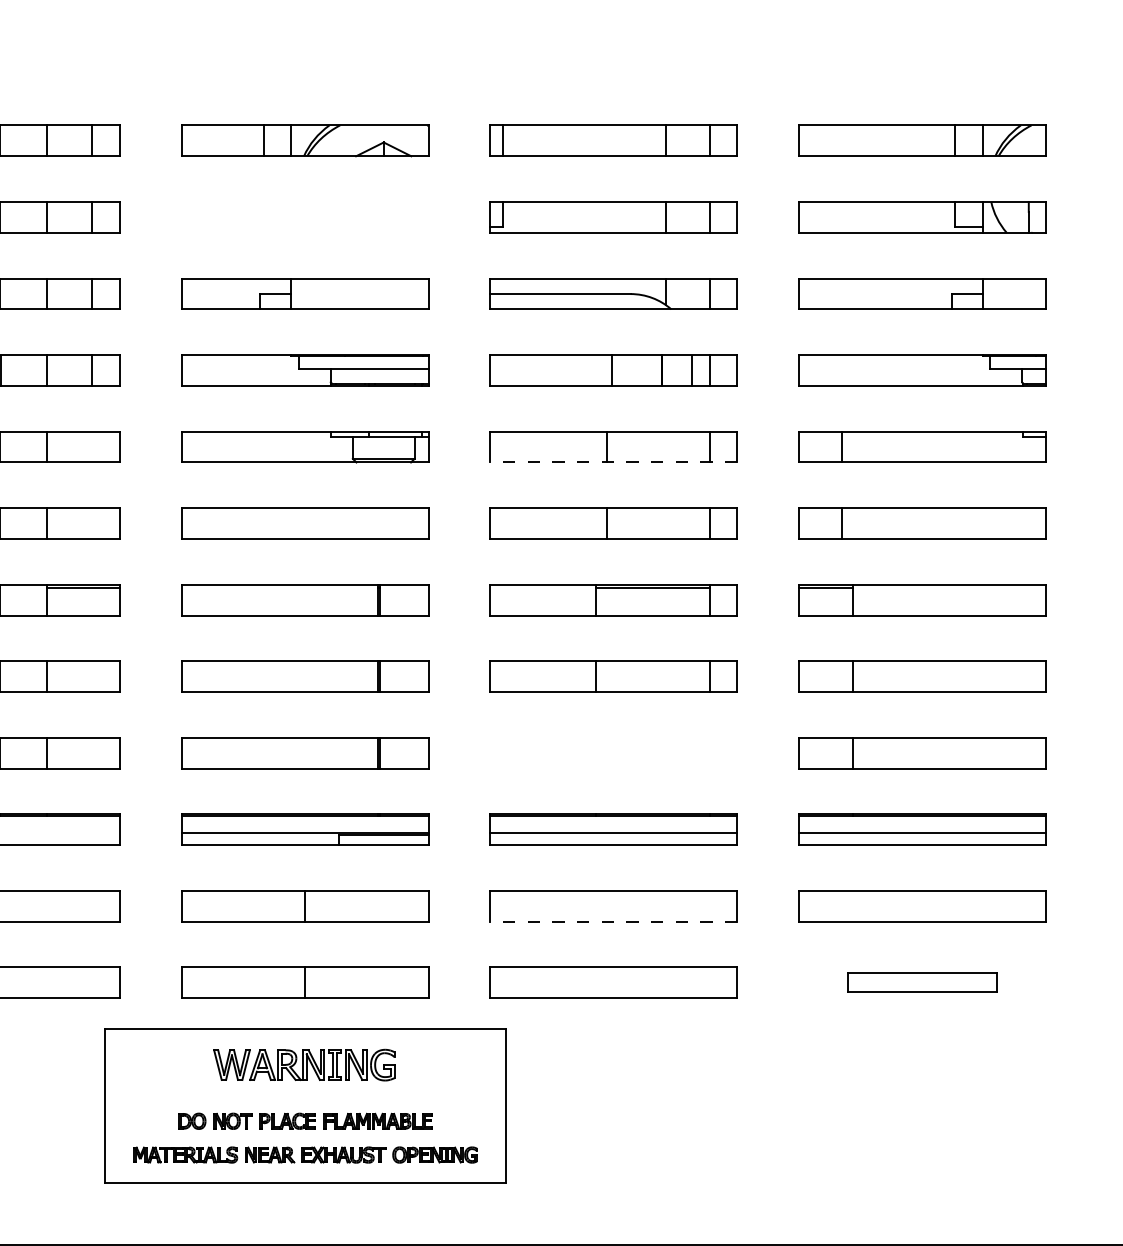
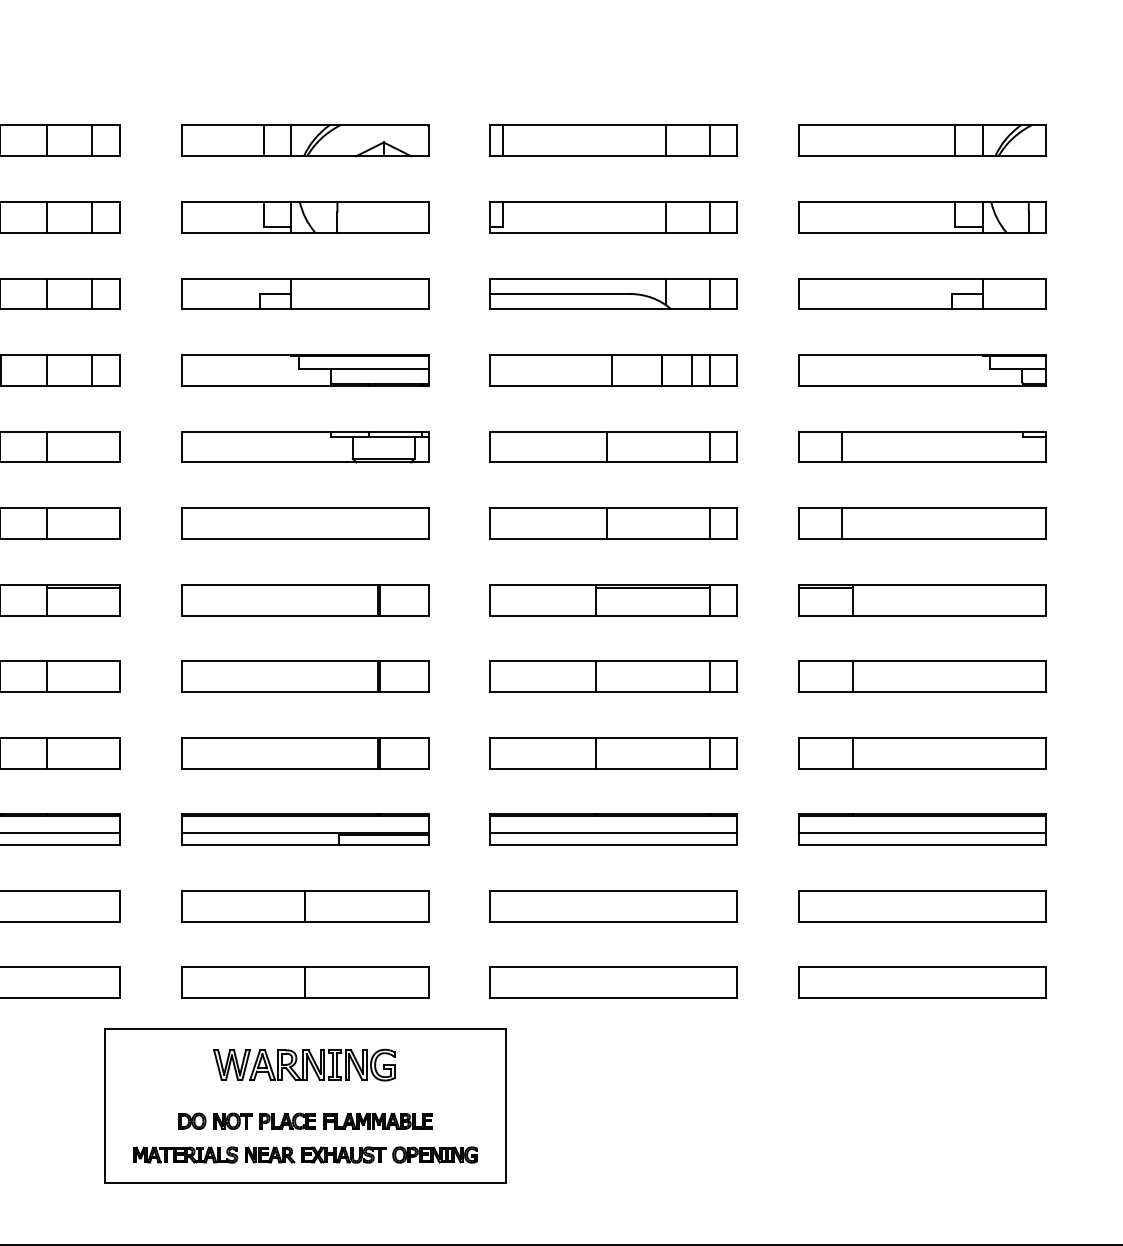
part: none -> present (305, 217)
line: dashed -> solid (613, 462)
part: none -> present (613, 753)
line: none -> present (61, 832)
line: dashed -> solid (613, 921)
part size: 151x21 px -> 249x33 px (922, 982)
